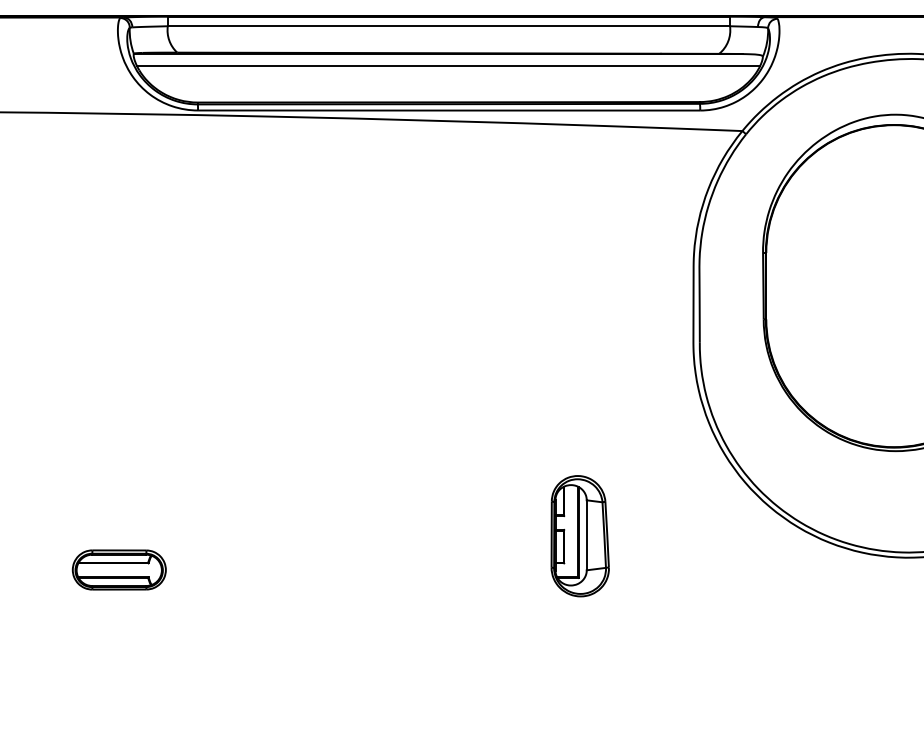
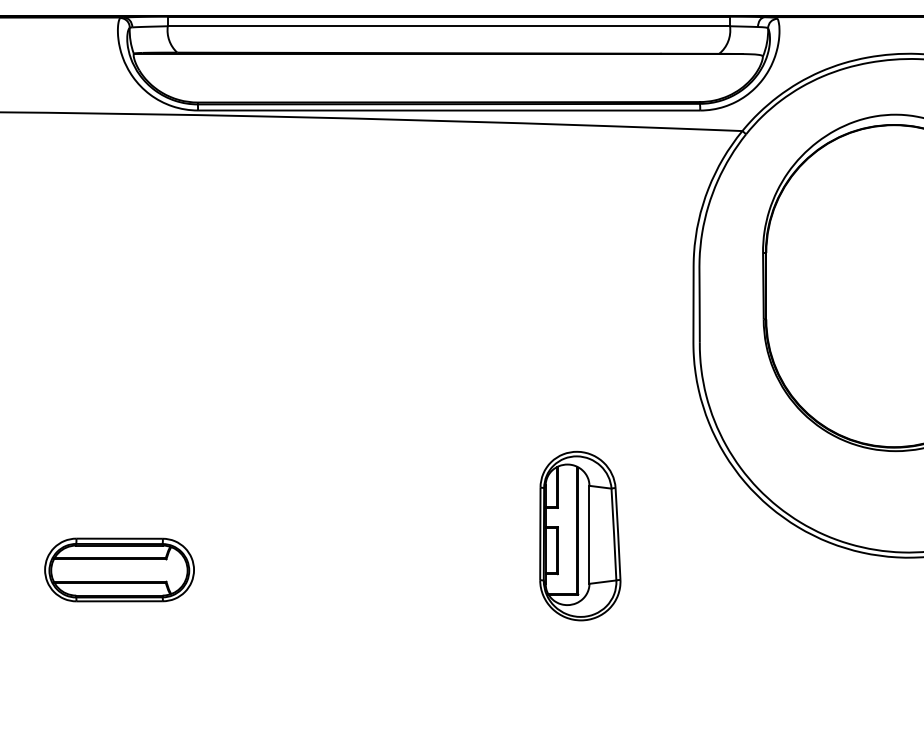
line: present -> none (448, 65)
part size: 60x123 px -> 83x172 px (580, 535)
part size: 96x42 px -> 151x66 px (119, 569)
